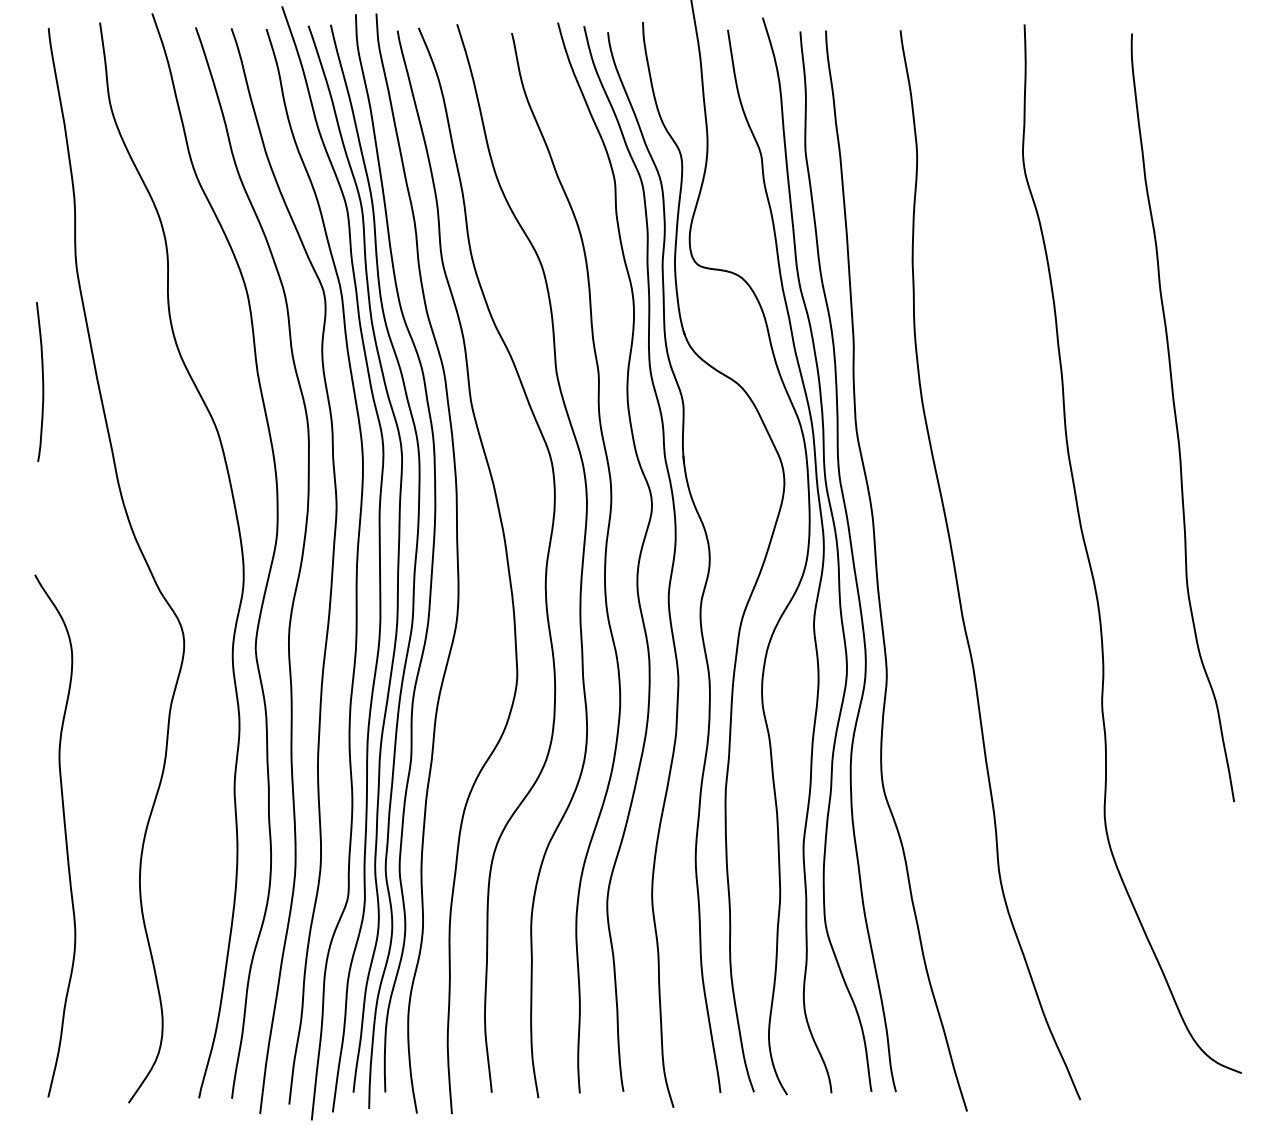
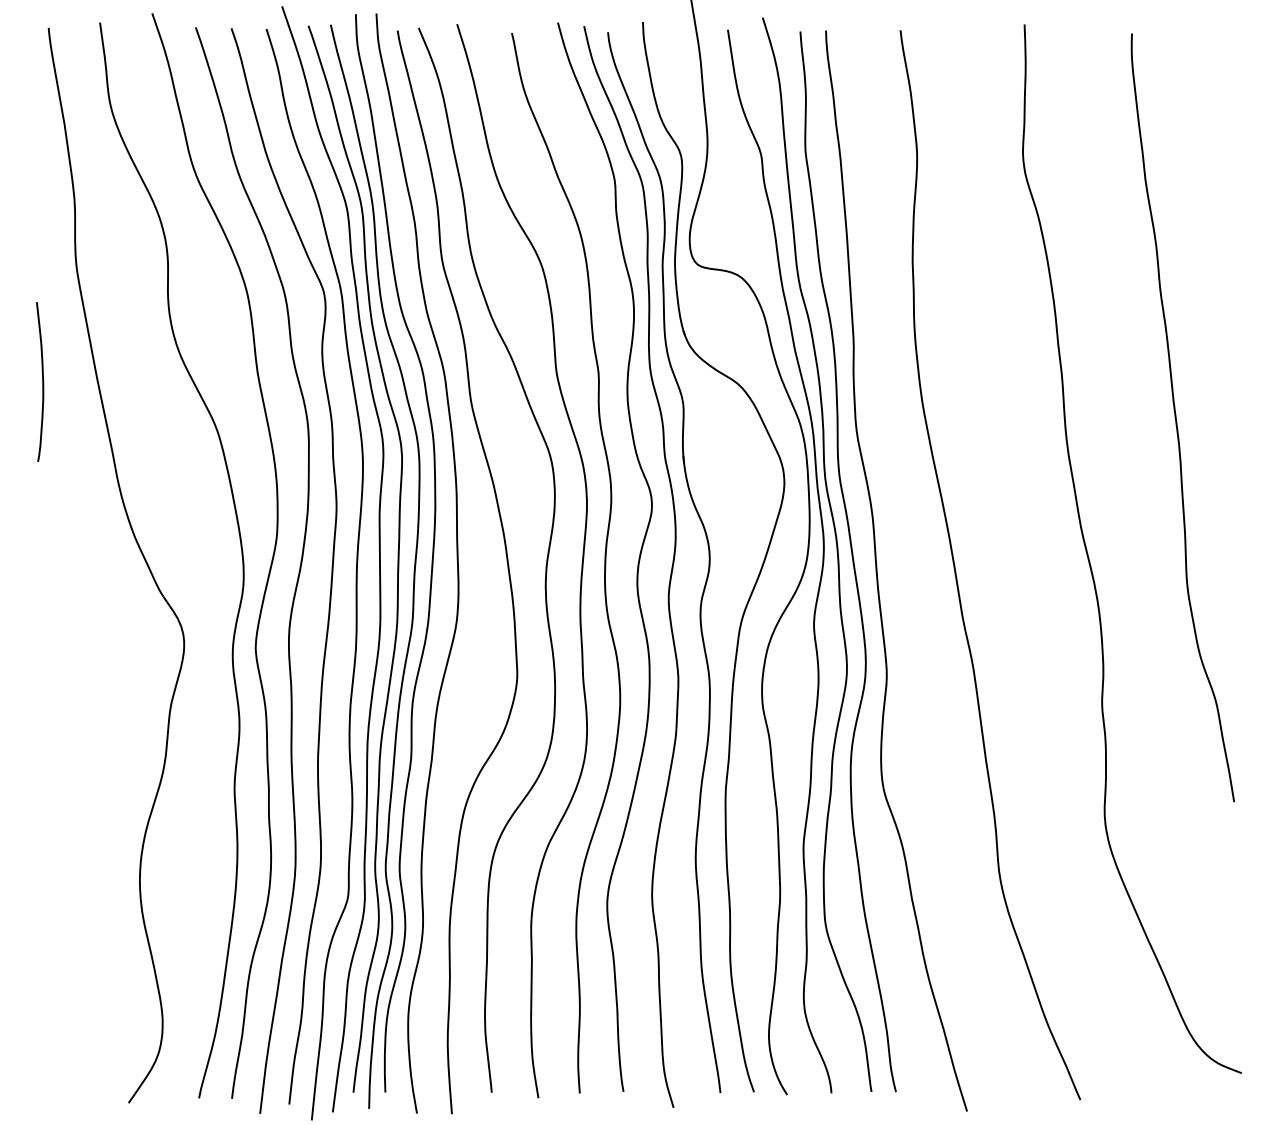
curve: present -> none (64, 834)
